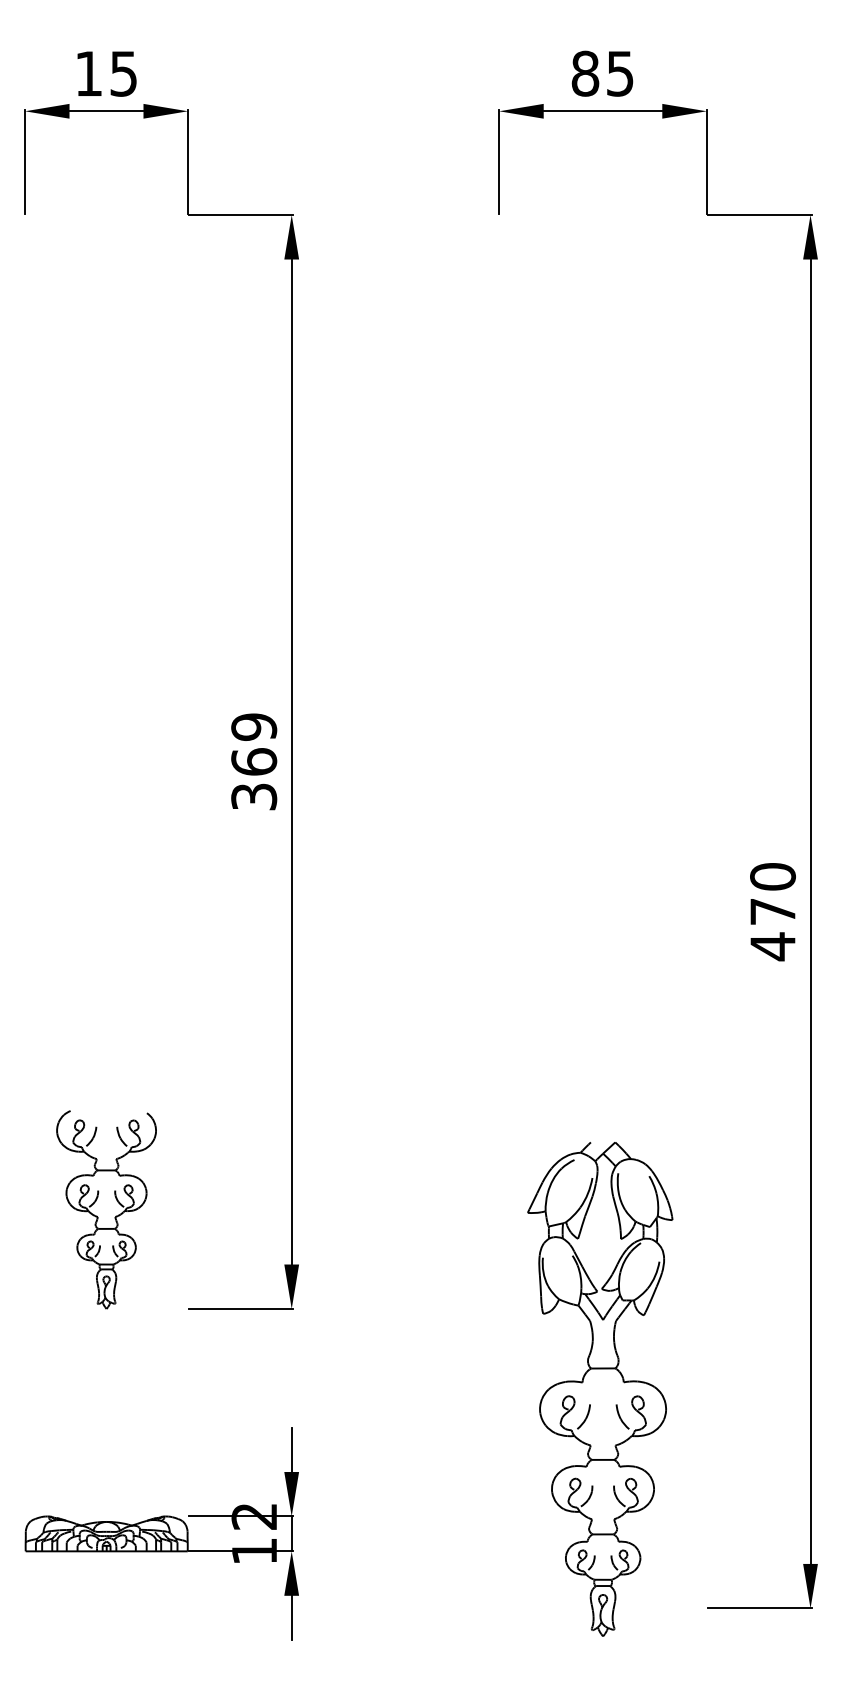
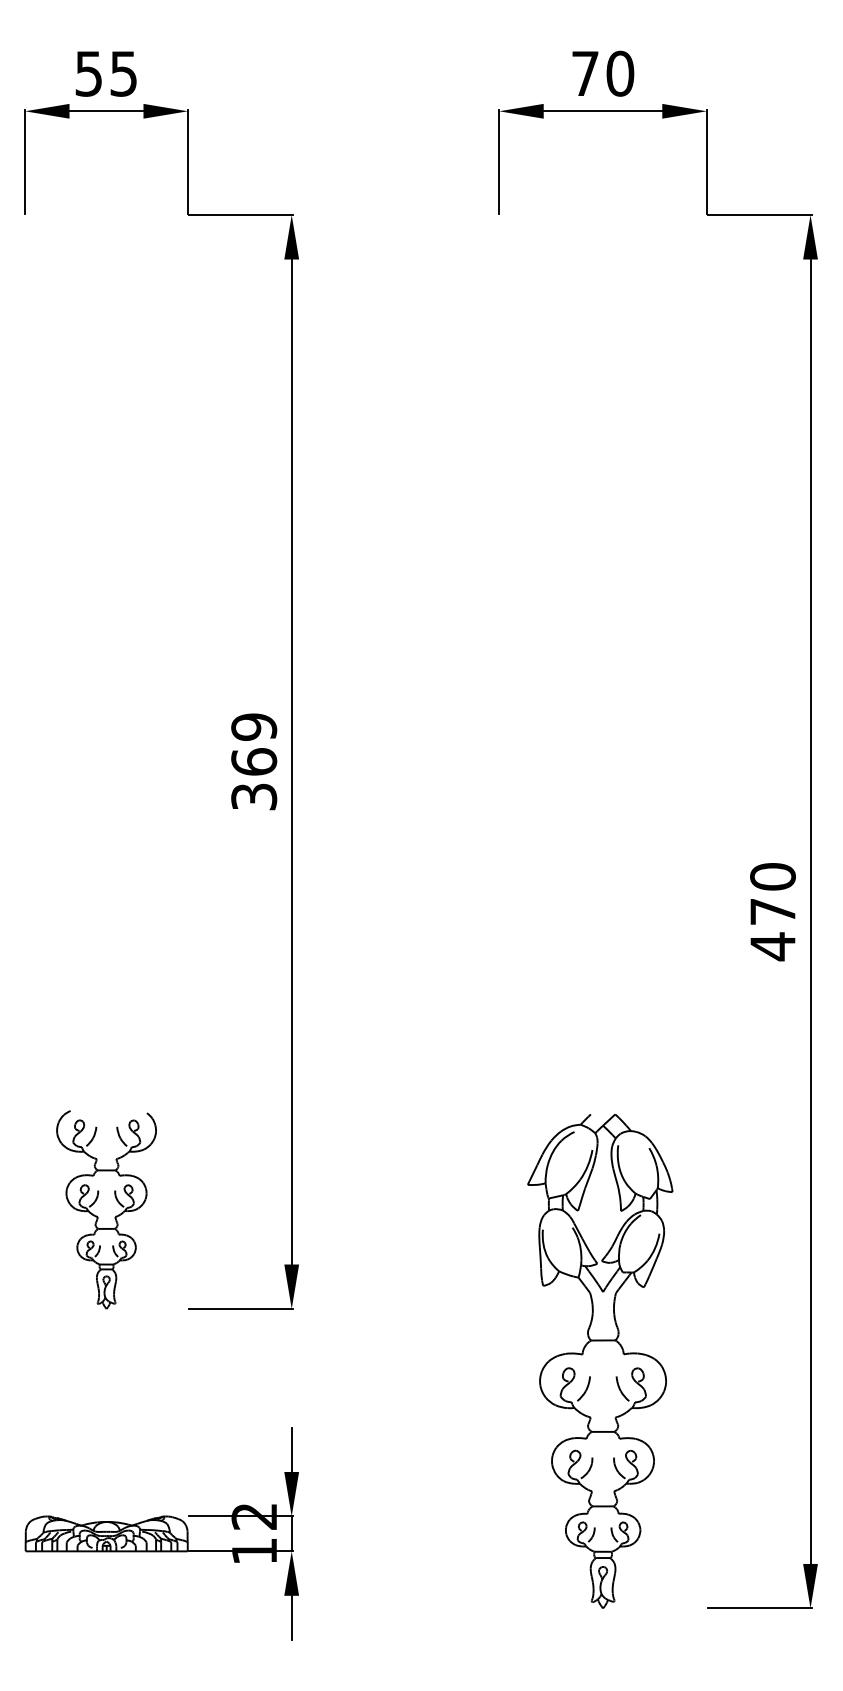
text: 15 -> 55 (88, 73)
text: 85 -> 70 (602, 73)
part position: (600, 1389) -> (600, 1361) (600, 1361)
